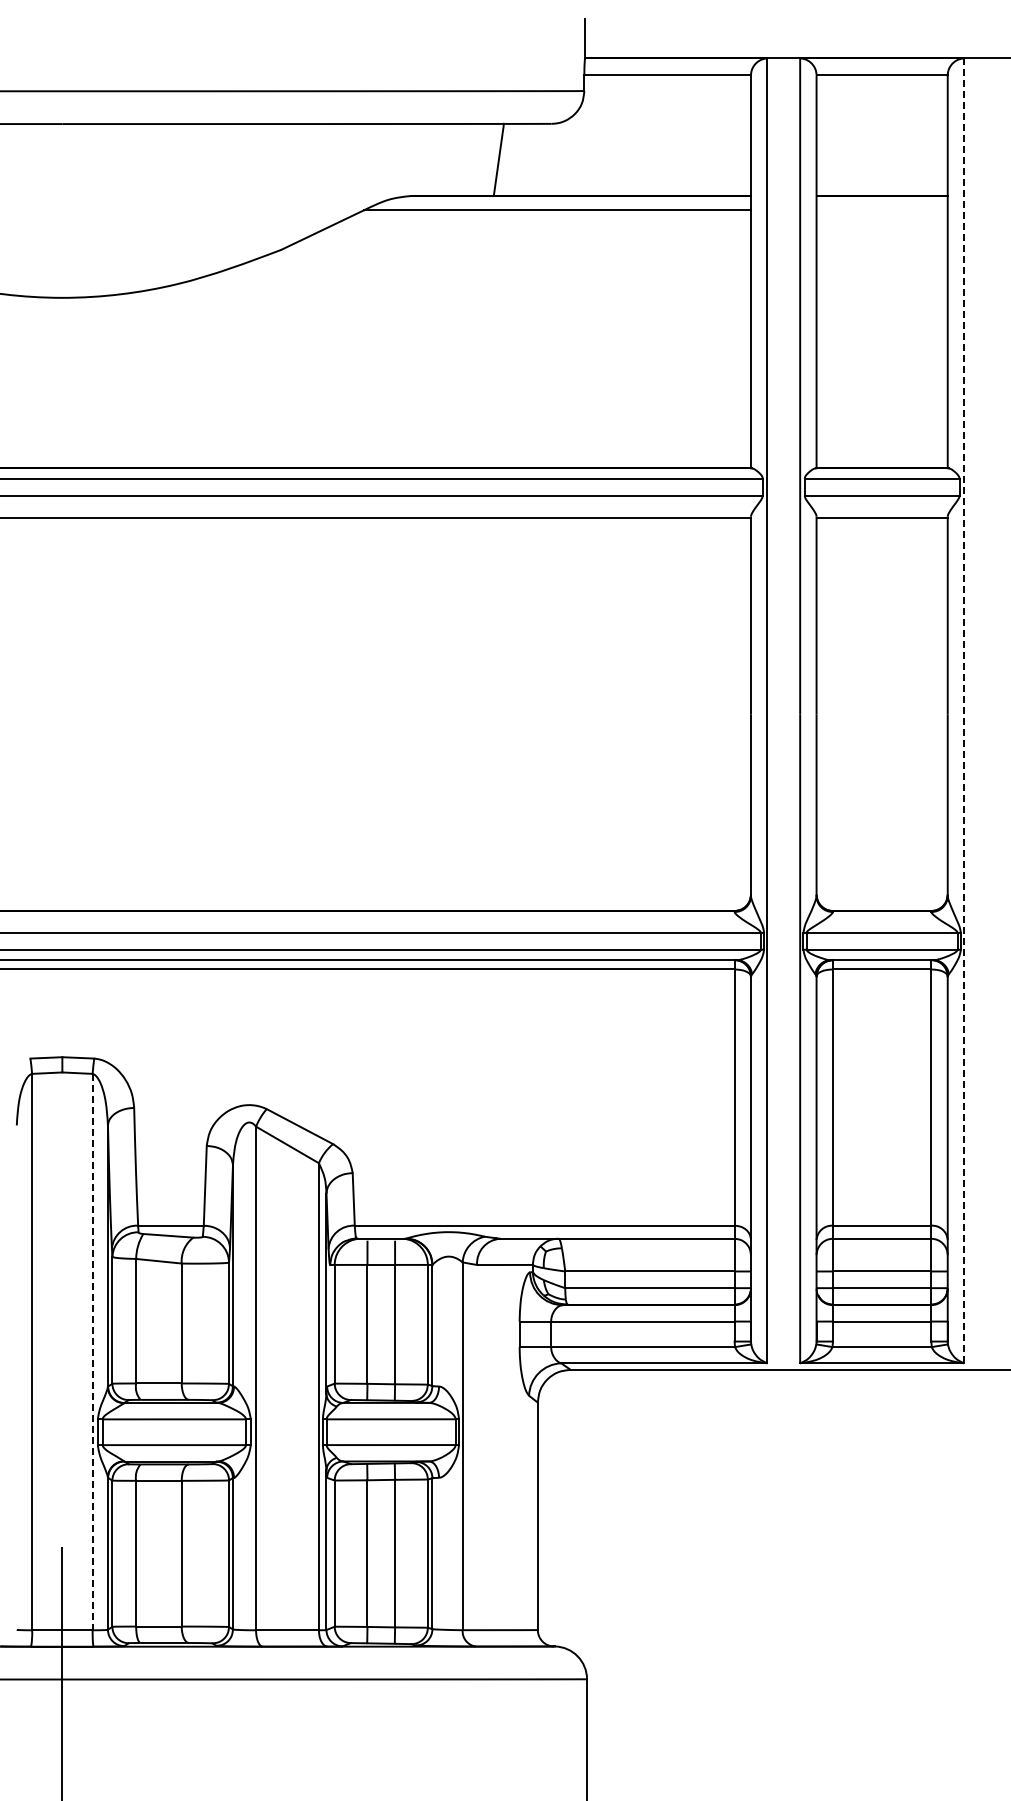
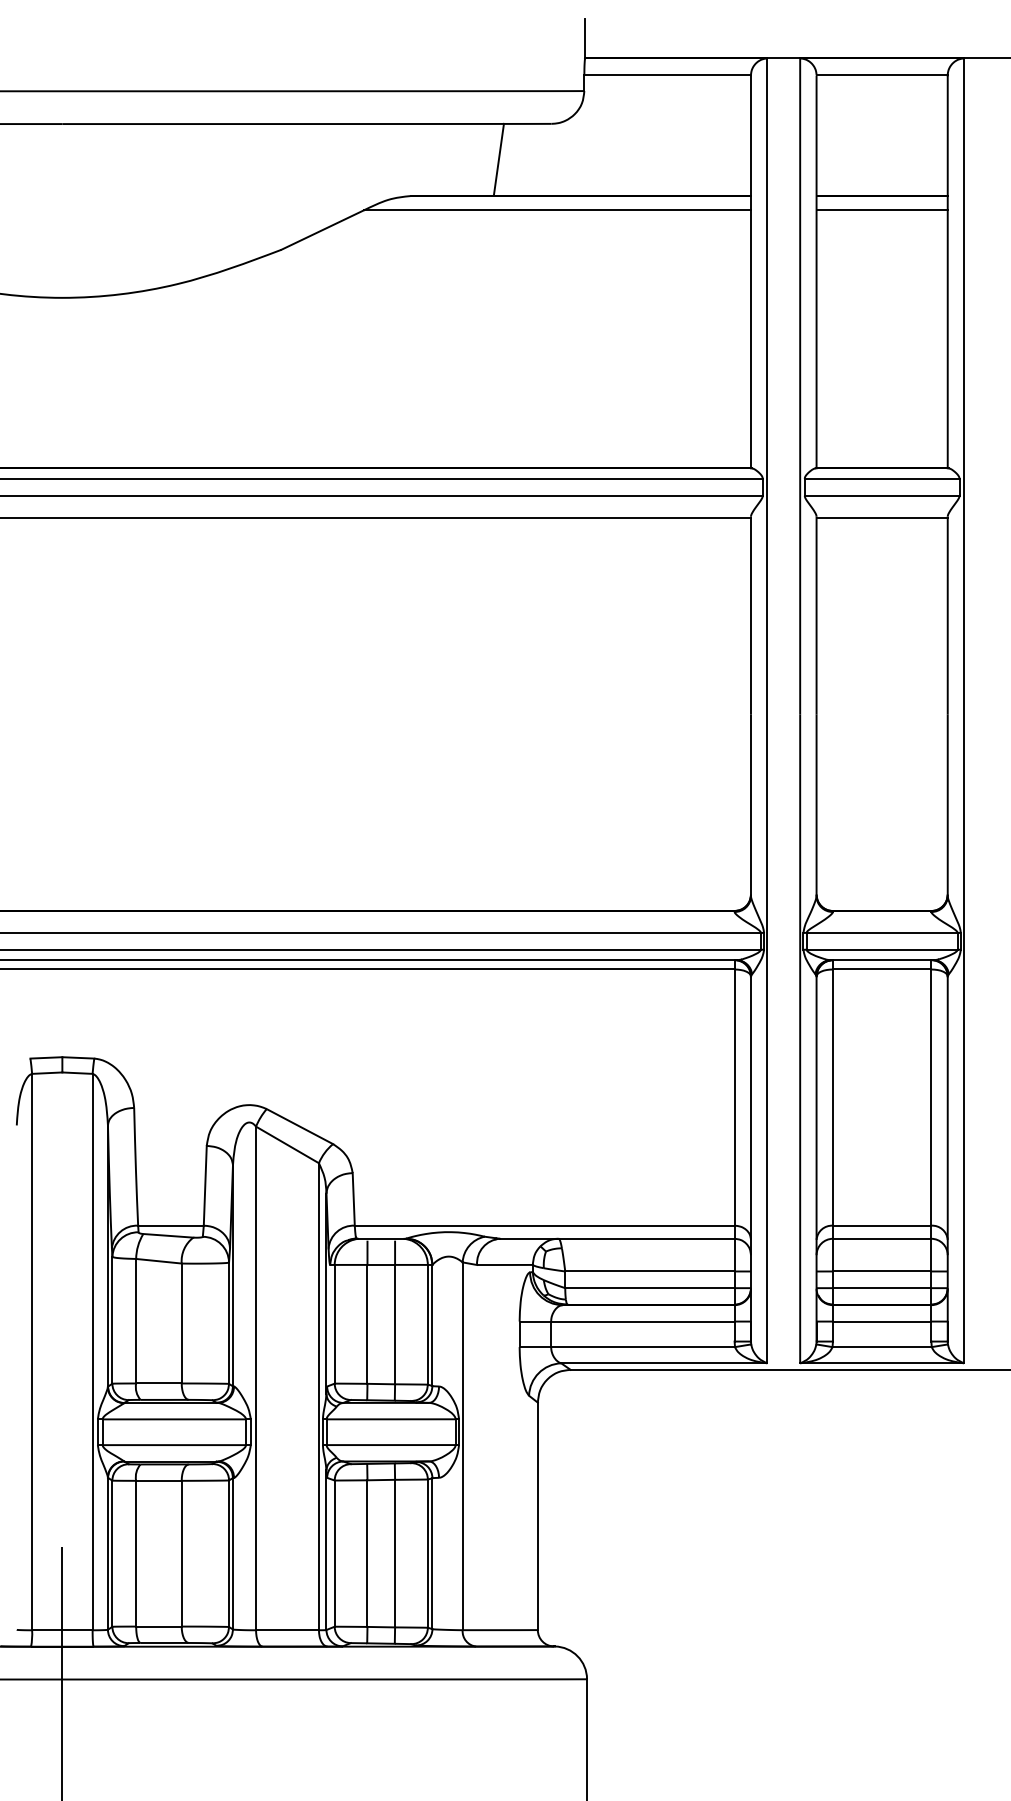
line: none -> present (881, 210)
line: dashed -> solid (964, 711)
line: dashed -> solid (92, 1352)
